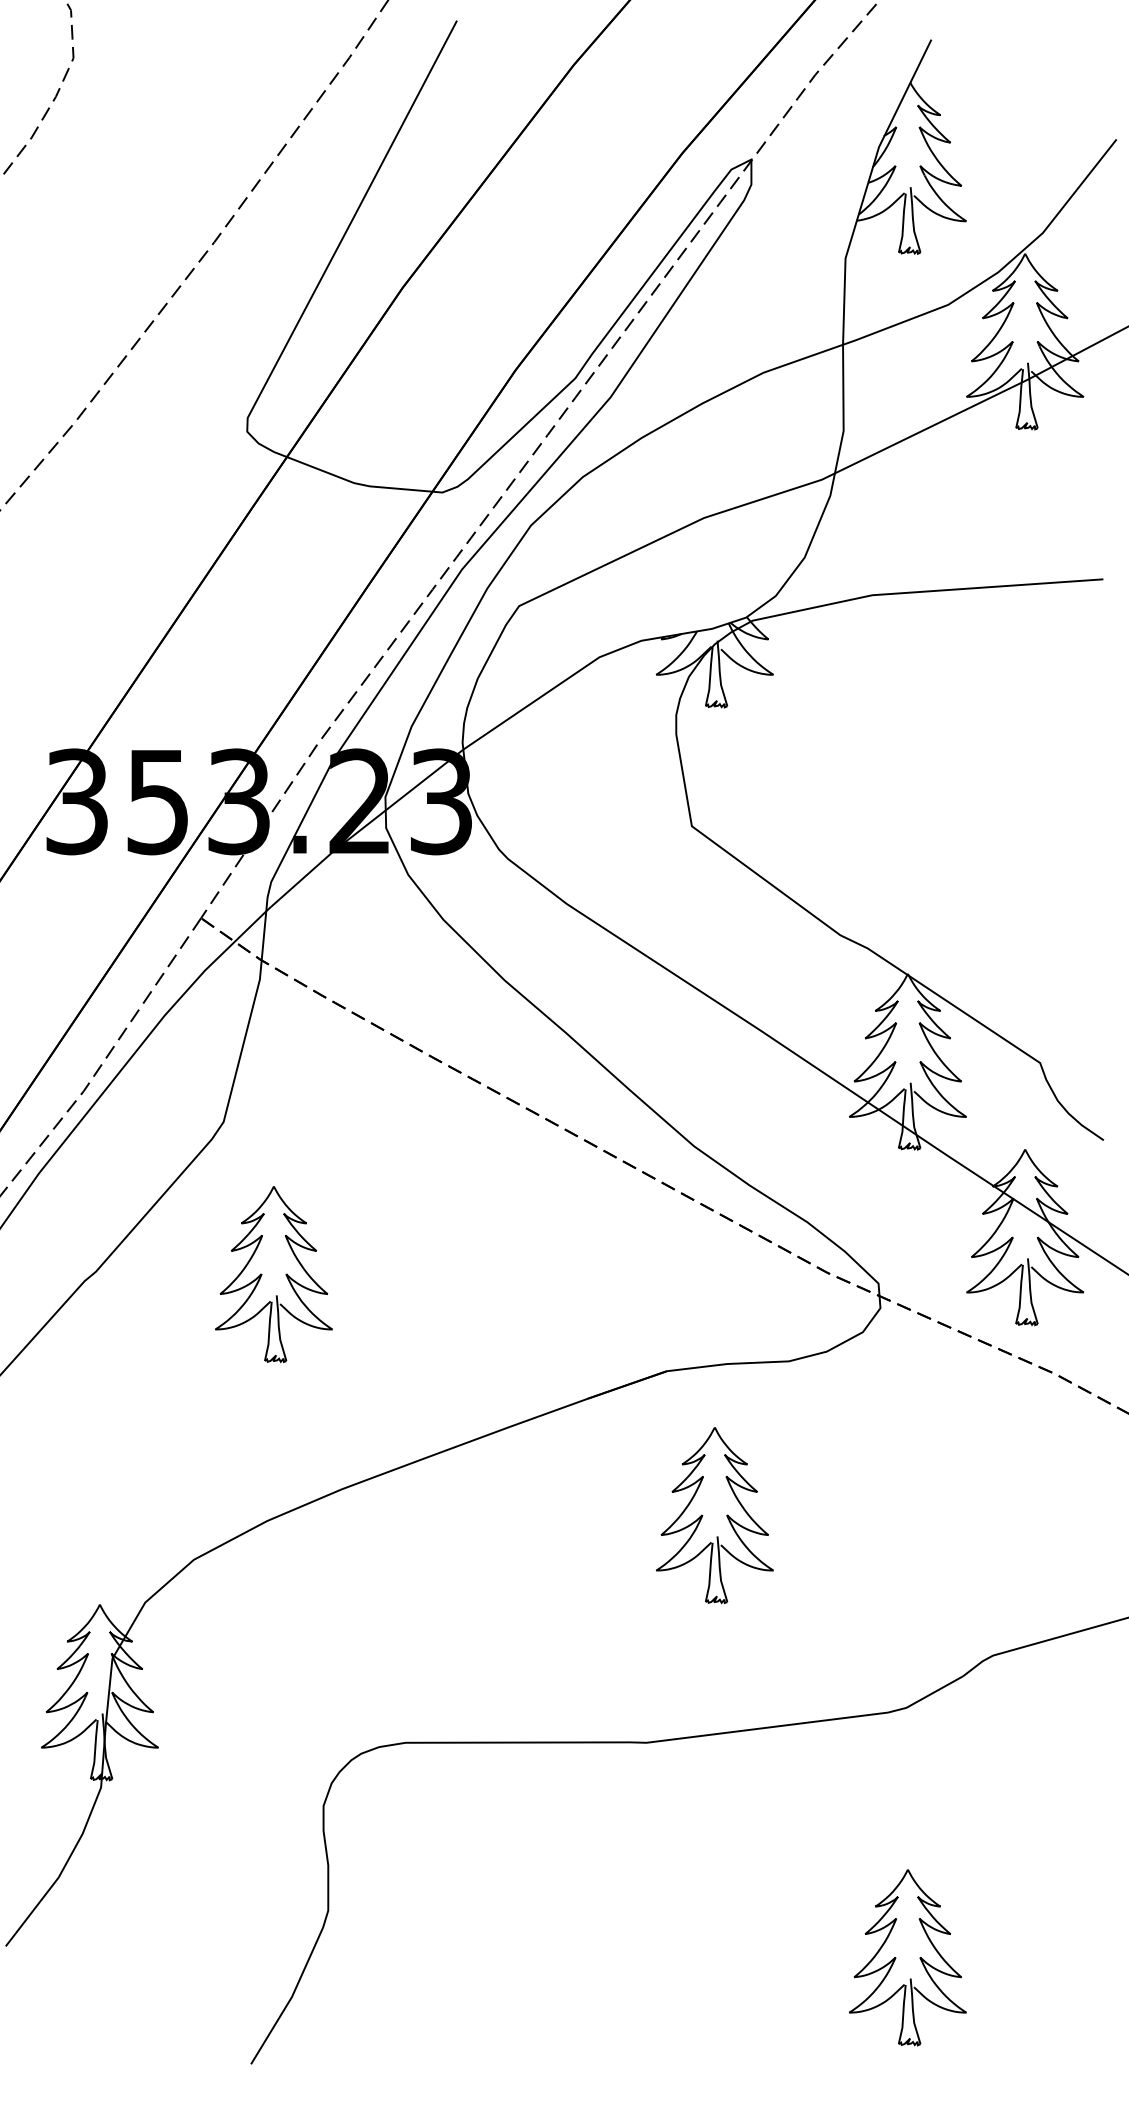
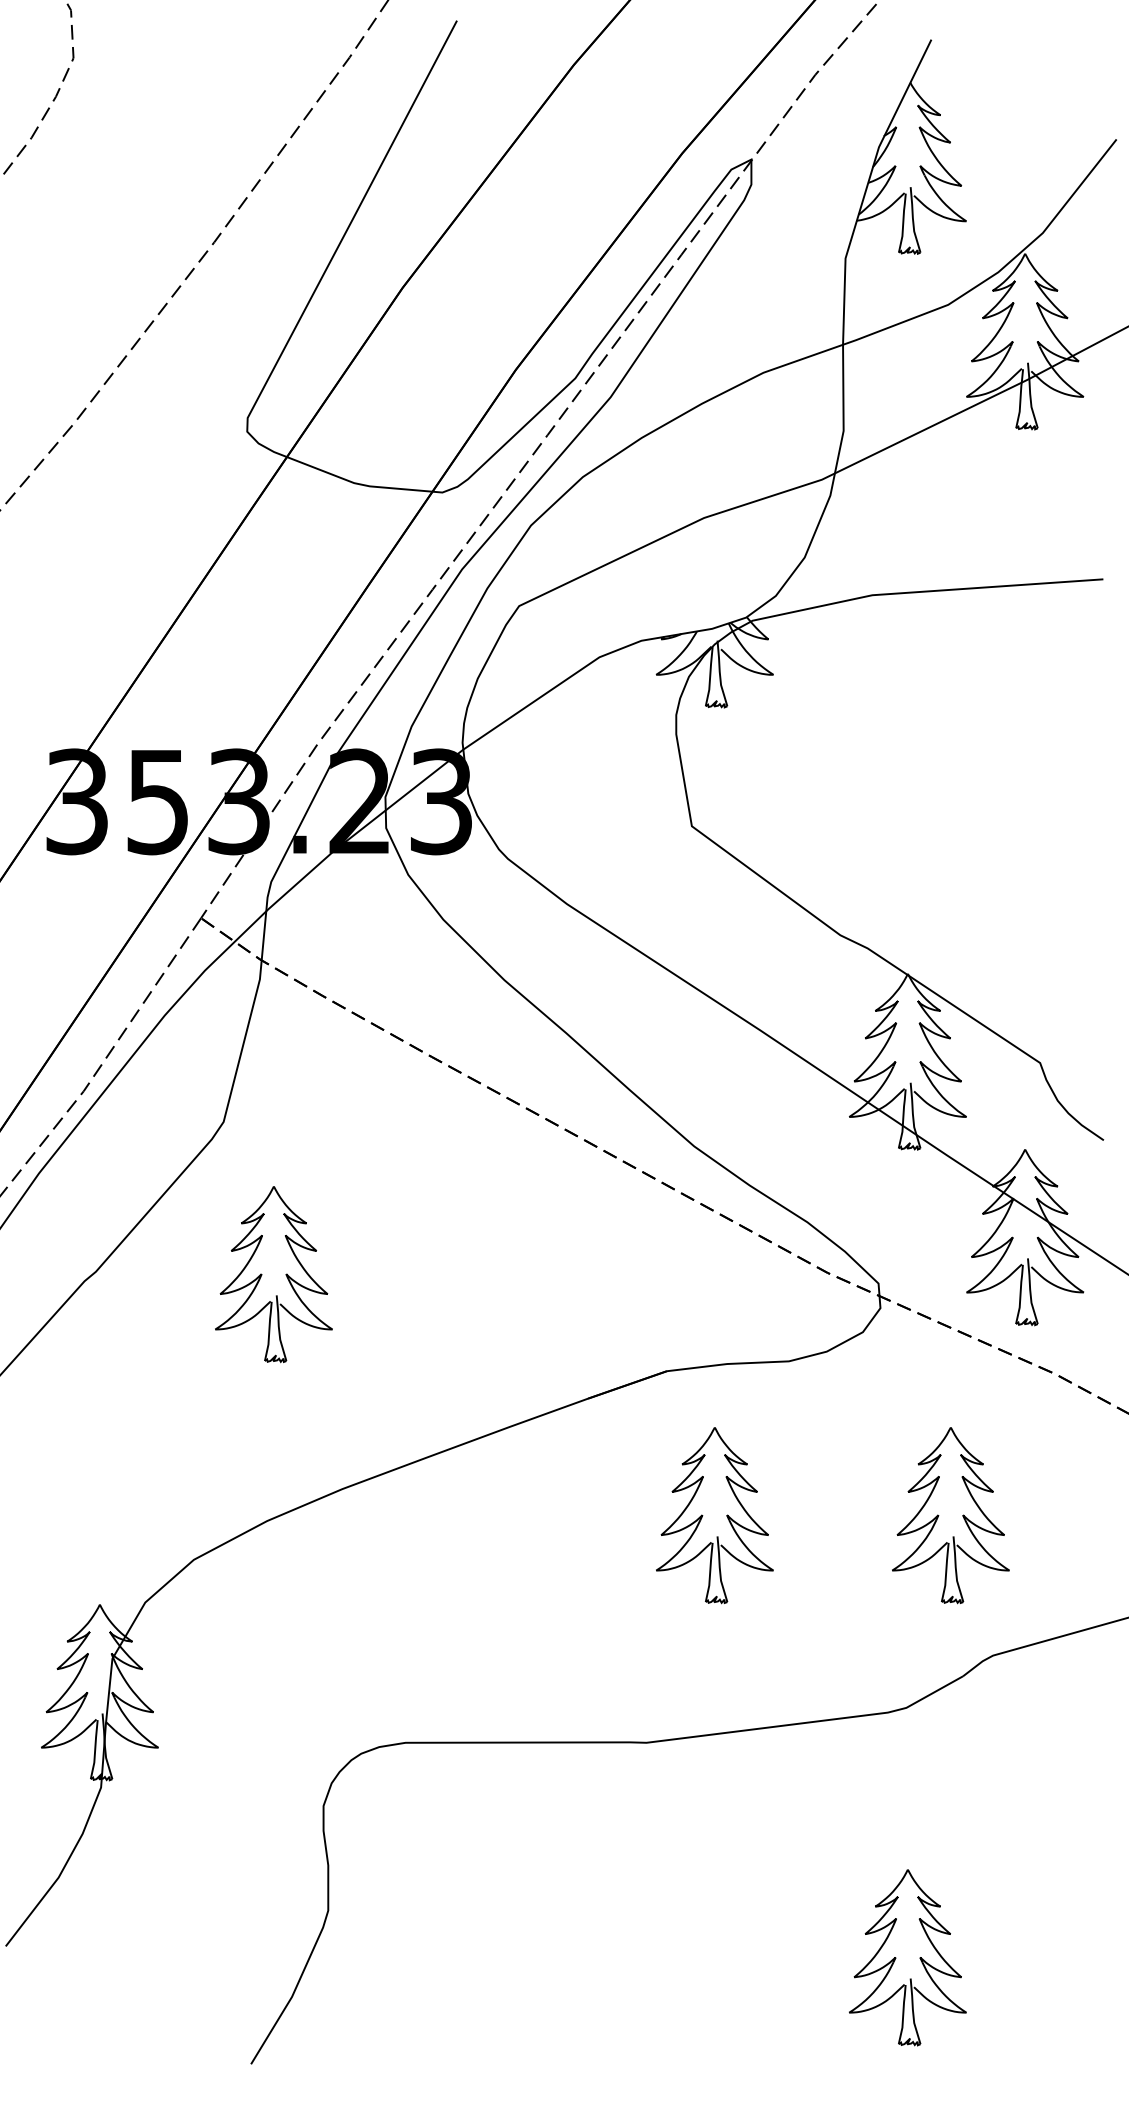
part: none -> present (950, 1515)
